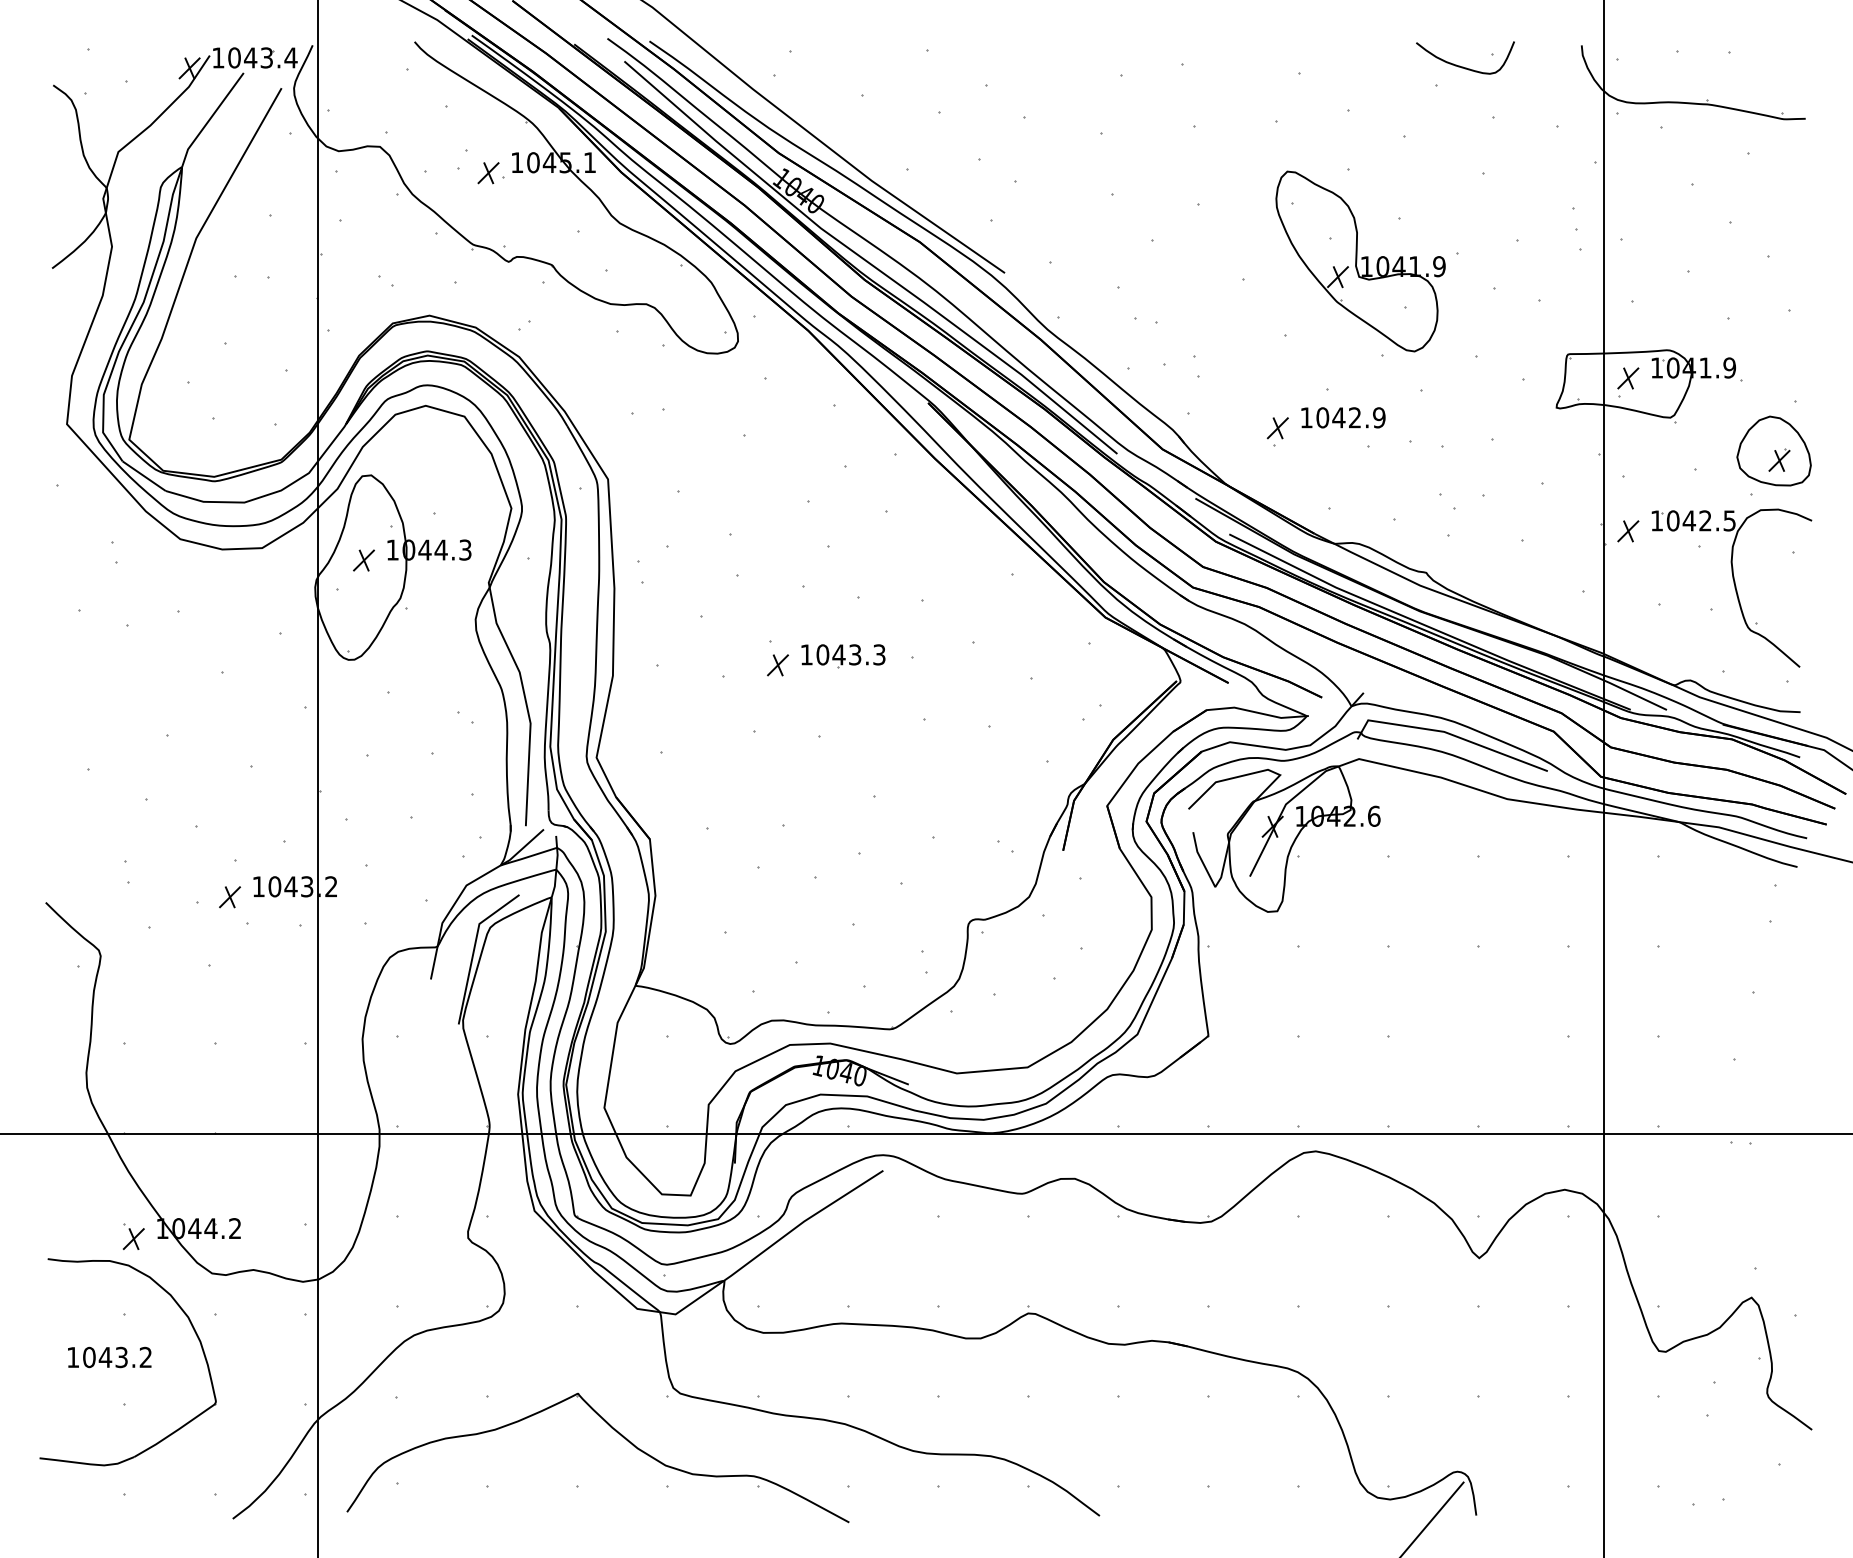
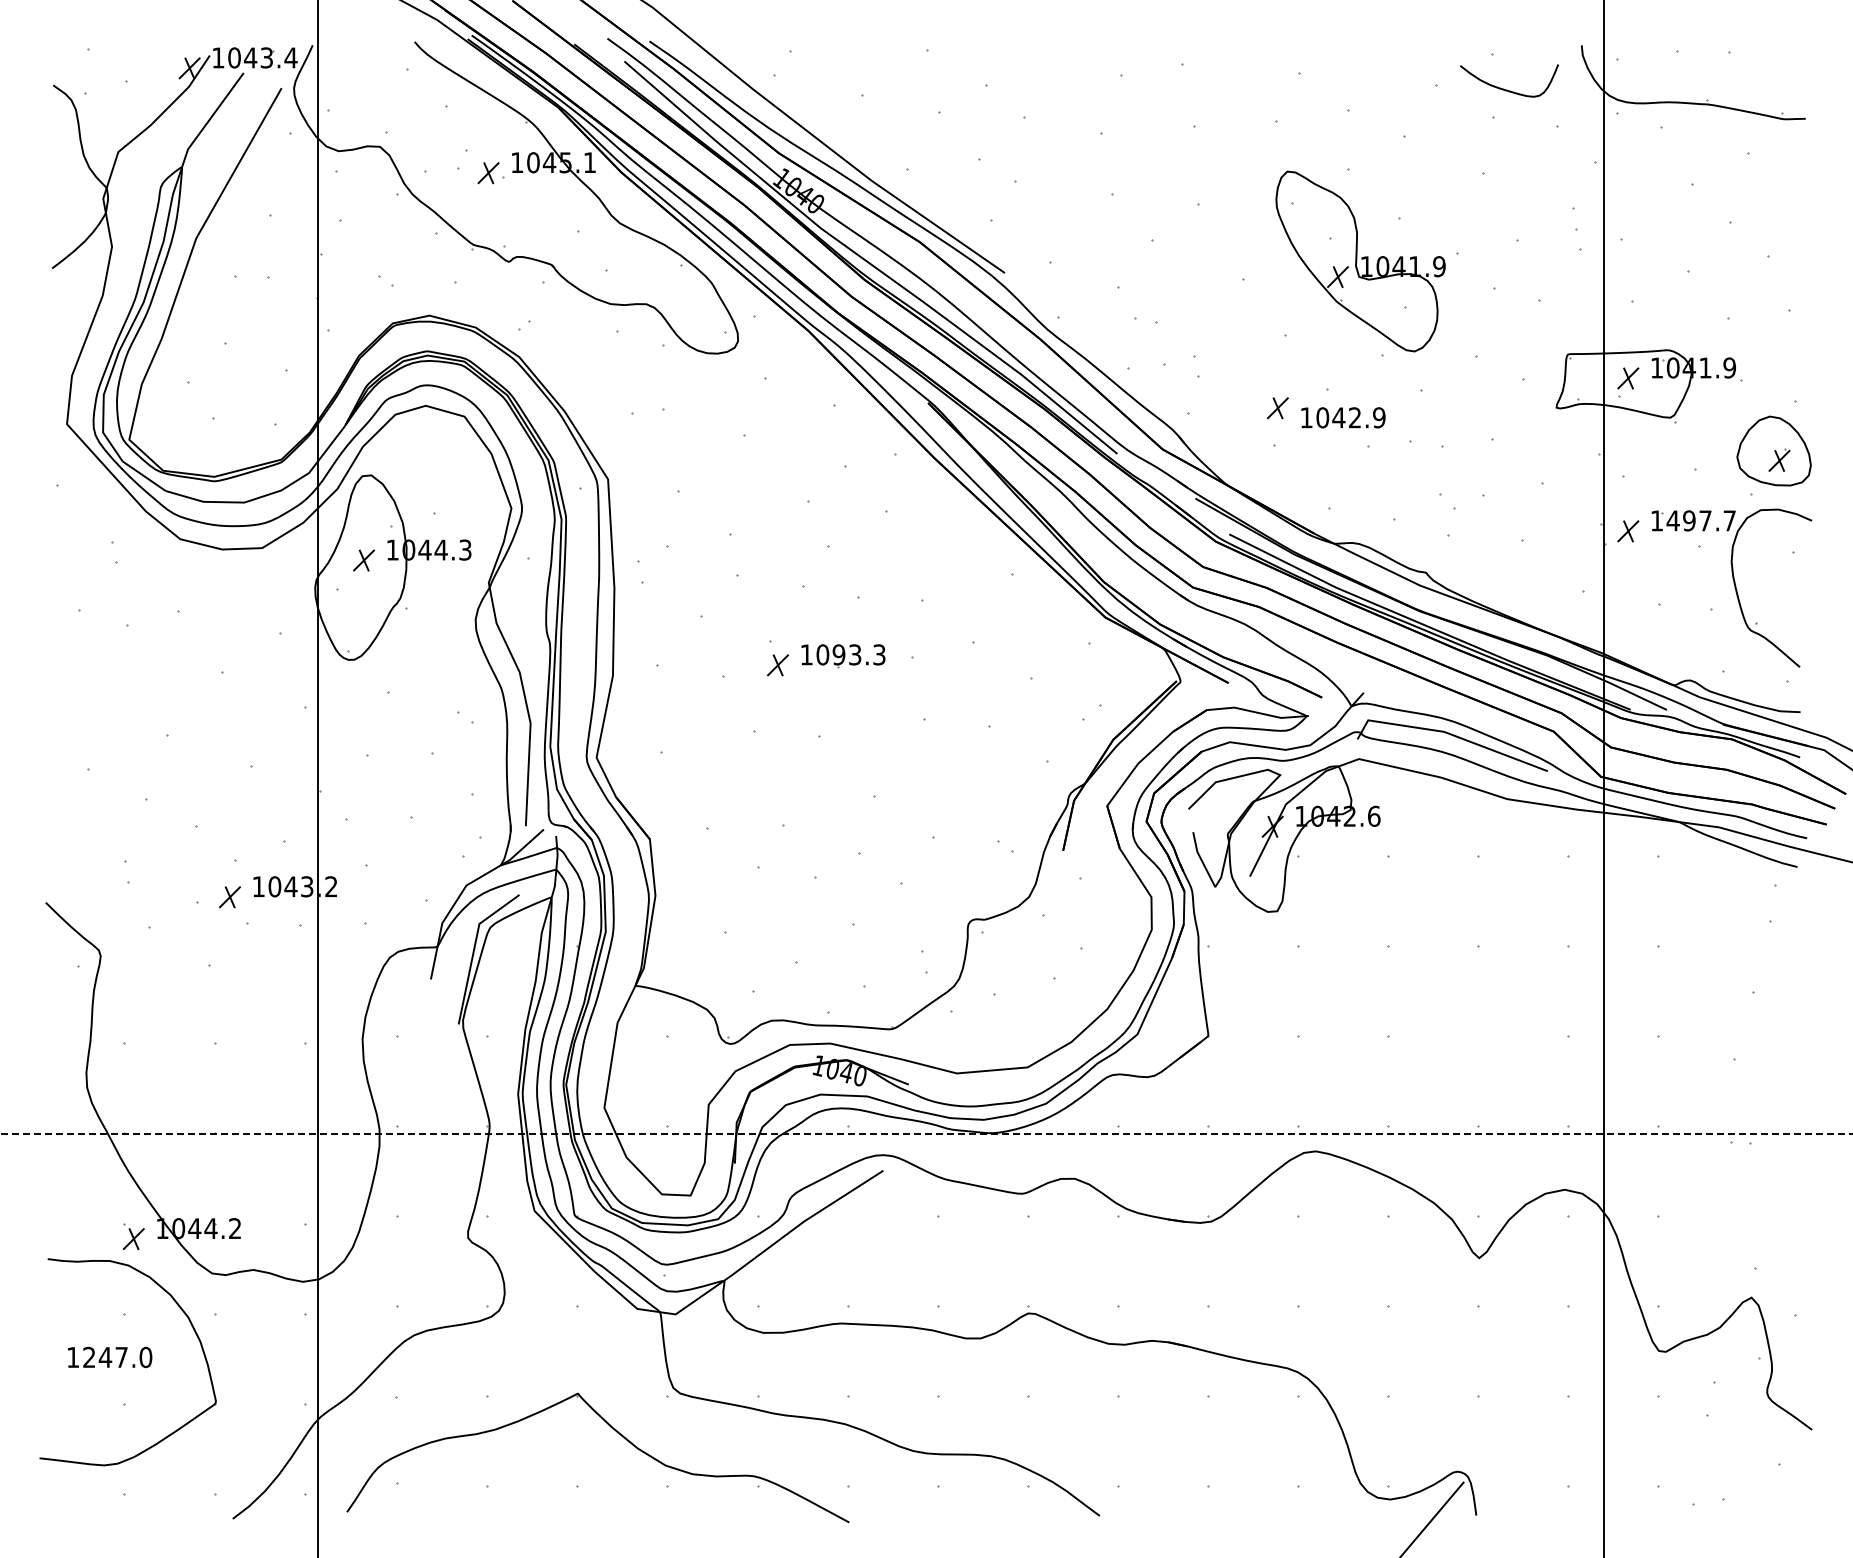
curve position: (1463, 66) -> (1507, 89) (1507, 89)
part position: (1277, 428) -> (1277, 408) (1277, 408)
text: 1042.5 -> 1497.7 (1700, 520)
text: 1043.3 -> 1093.3 (838, 654)
line: solid -> dashed (925, 1133)
text: 1043.2 -> 1247.0 (117, 1357)
